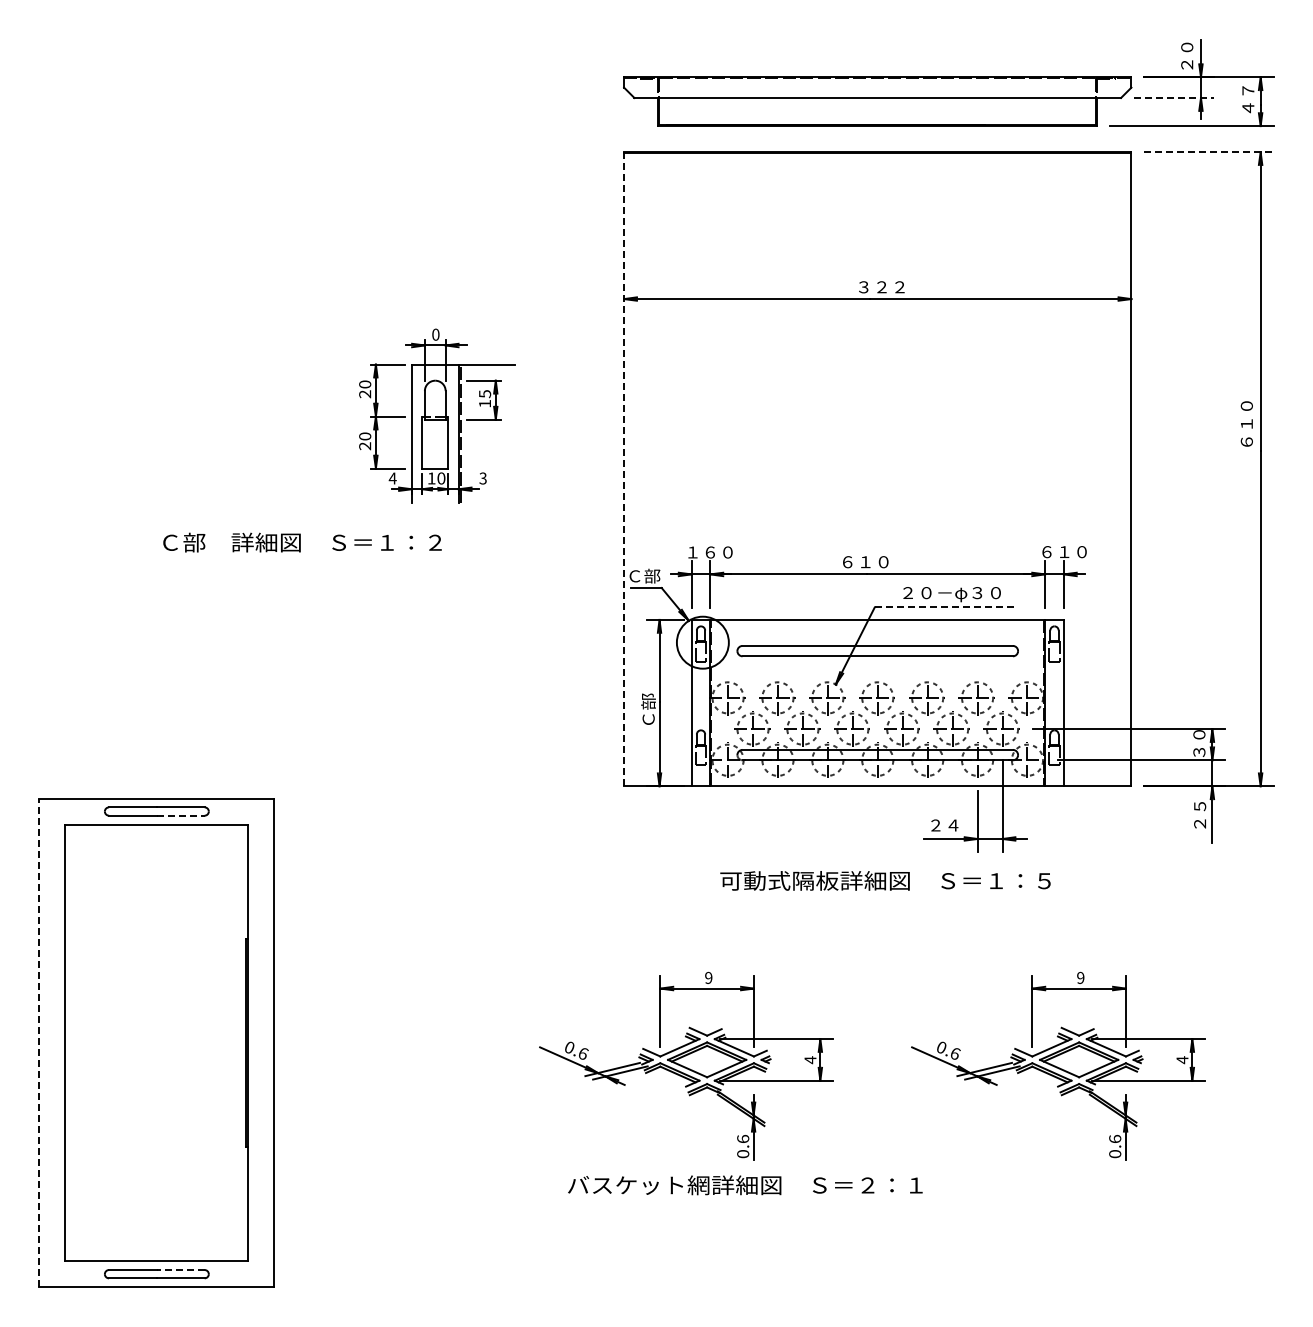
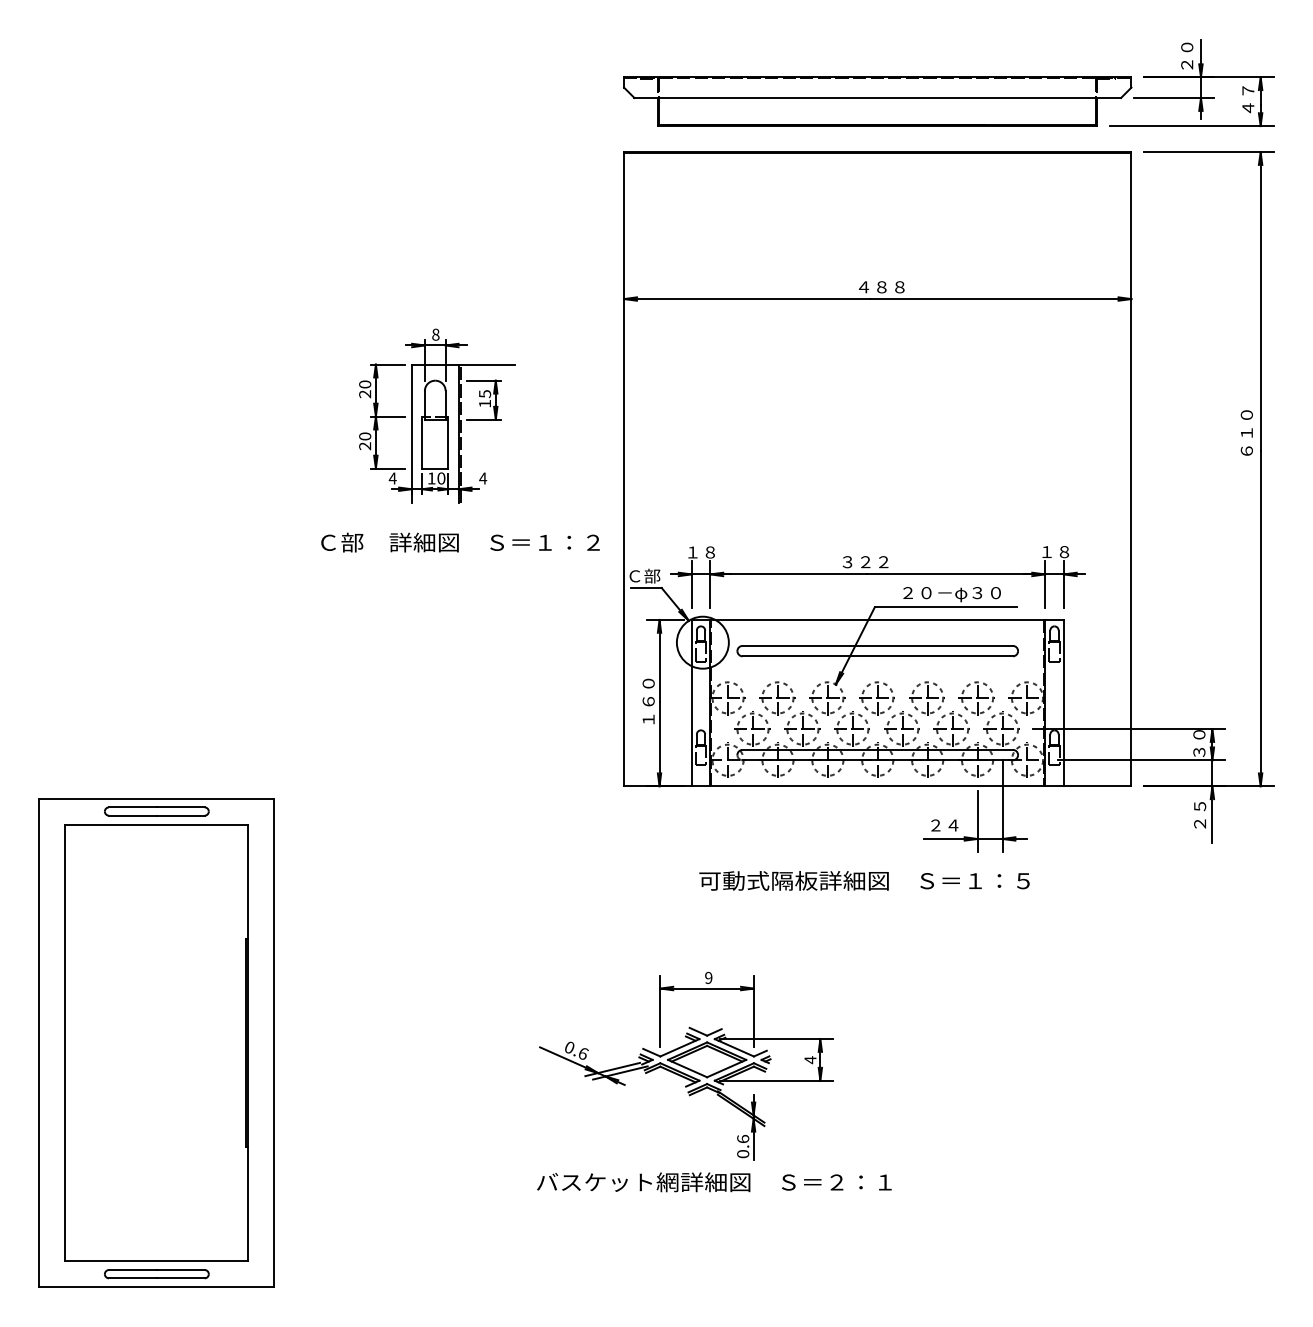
line: dashed -> solid (1174, 98)
line: dashed -> solid (1209, 152)
text: ３２２ -> ４８８ (881, 287)
text: 0 -> 8 (435, 334)
text position: (1246, 423) -> (1246, 432) (1246, 432)
line: dashed -> solid (624, 468)
text: 3 -> 4 (483, 478)
text position: (302, 542) -> (460, 542) (460, 542)
text: １６０ -> １８ (718, 552)
text: ６１０ -> １８ (1064, 552)
text: ６１０ -> ３２２ (865, 562)
line: dashed -> solid (945, 607)
text: Ｃ部 -> １６０ (648, 701)
line: dashed -> solid (180, 815)
text position: (885, 880) -> (864, 880) (864, 880)
line: dashed -> solid (39, 1042)
part: present -> none (1058, 1065)
text position: (745, 1185) -> (714, 1182) (714, 1182)
line: dashed -> solid (180, 1270)
